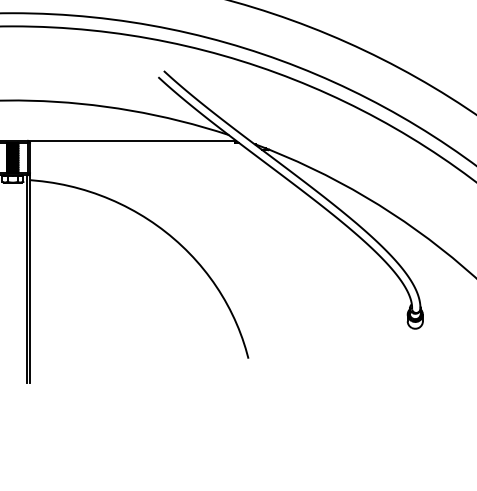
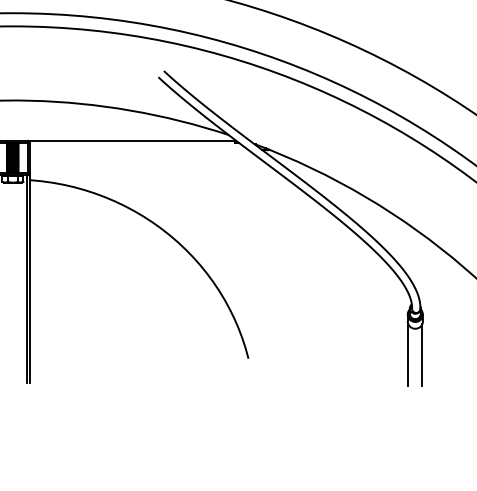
line: none -> present (408, 355)
line: none -> present (422, 355)
